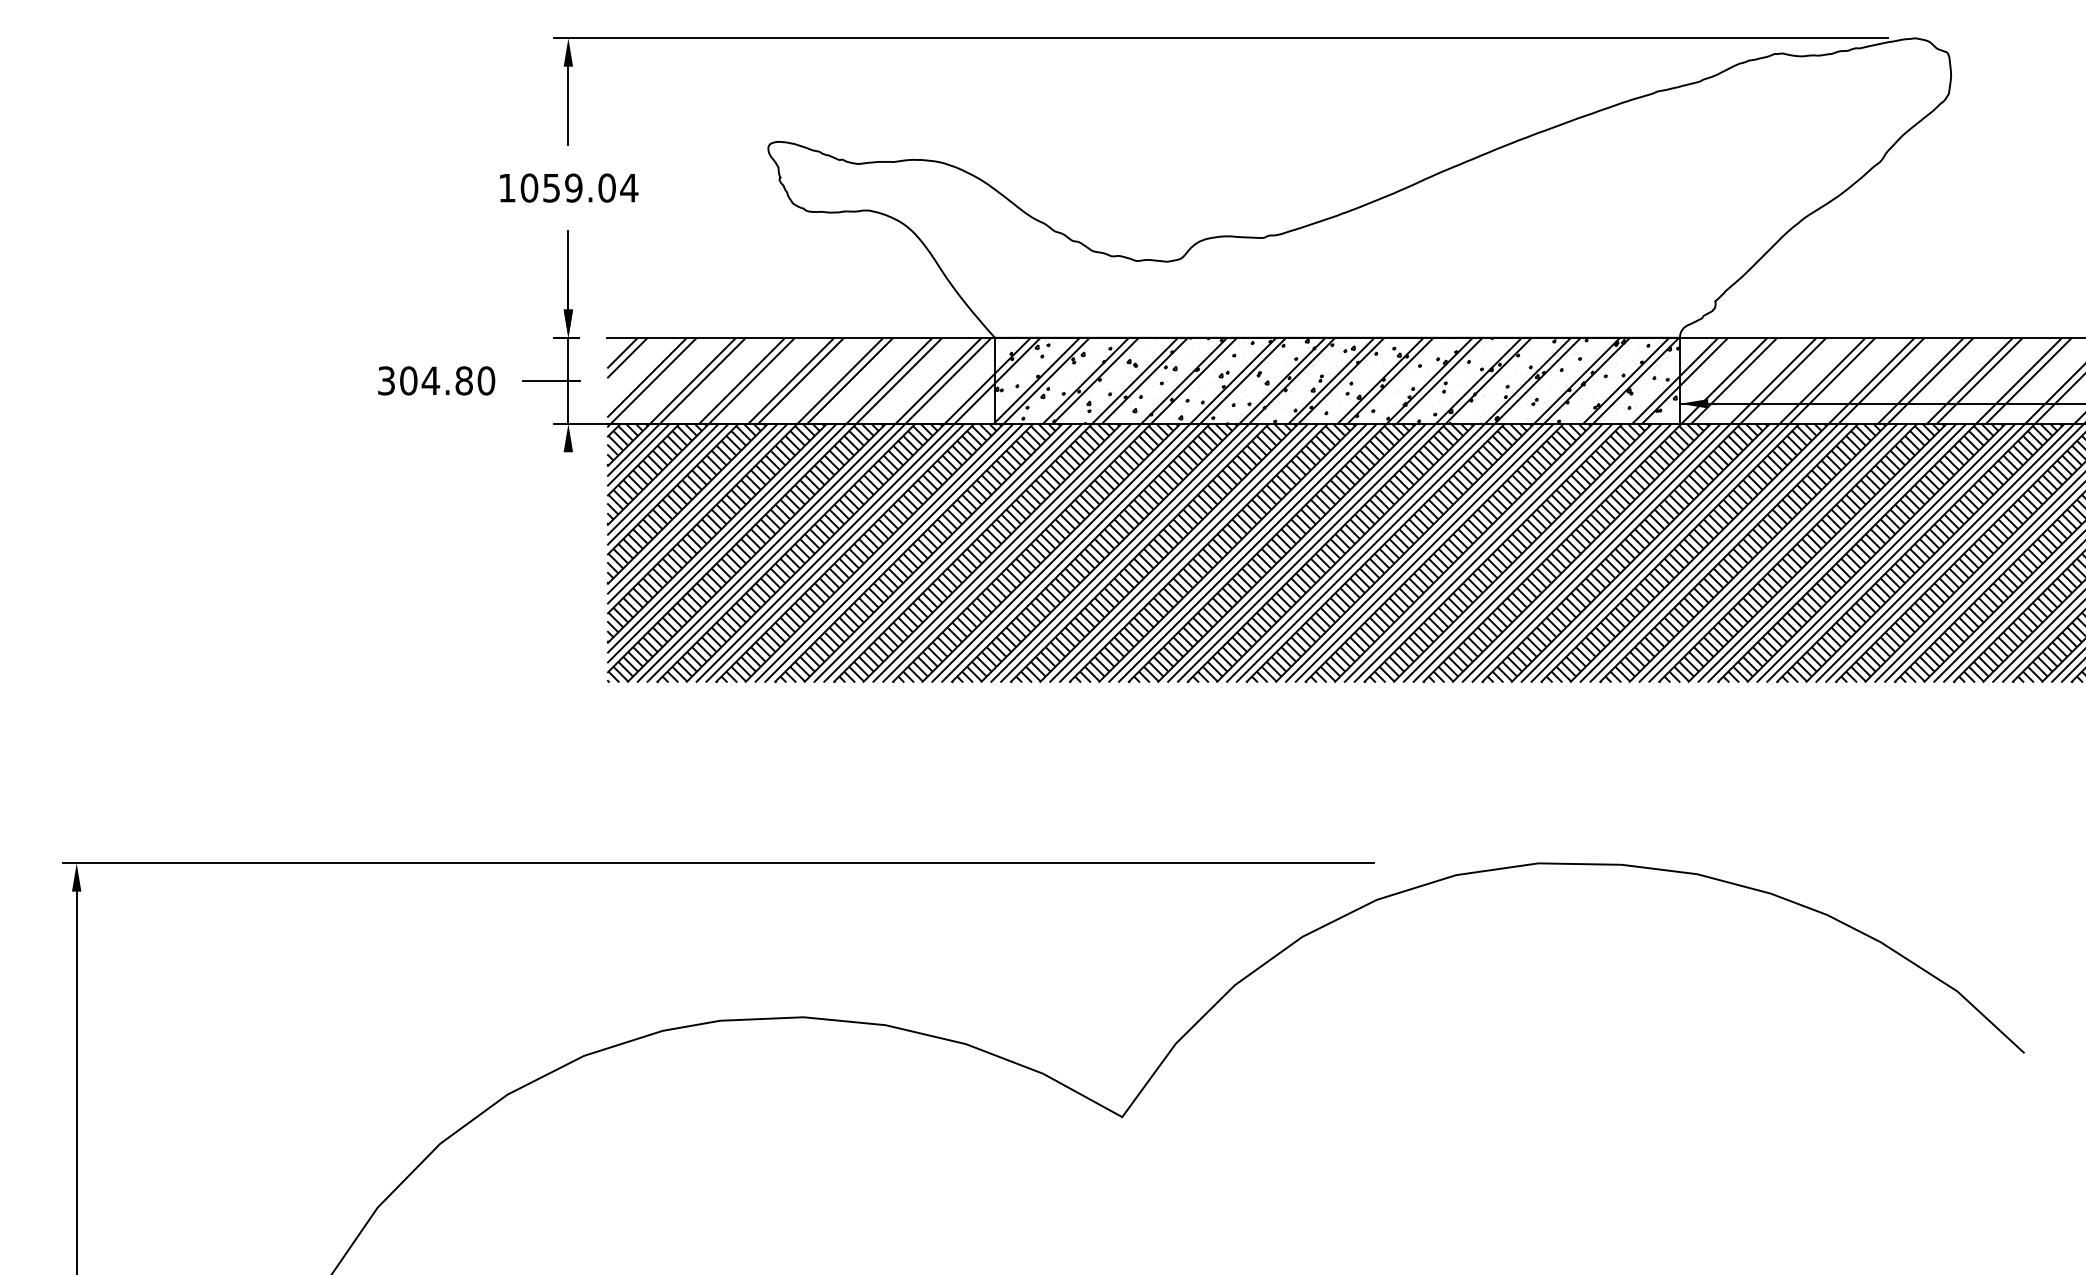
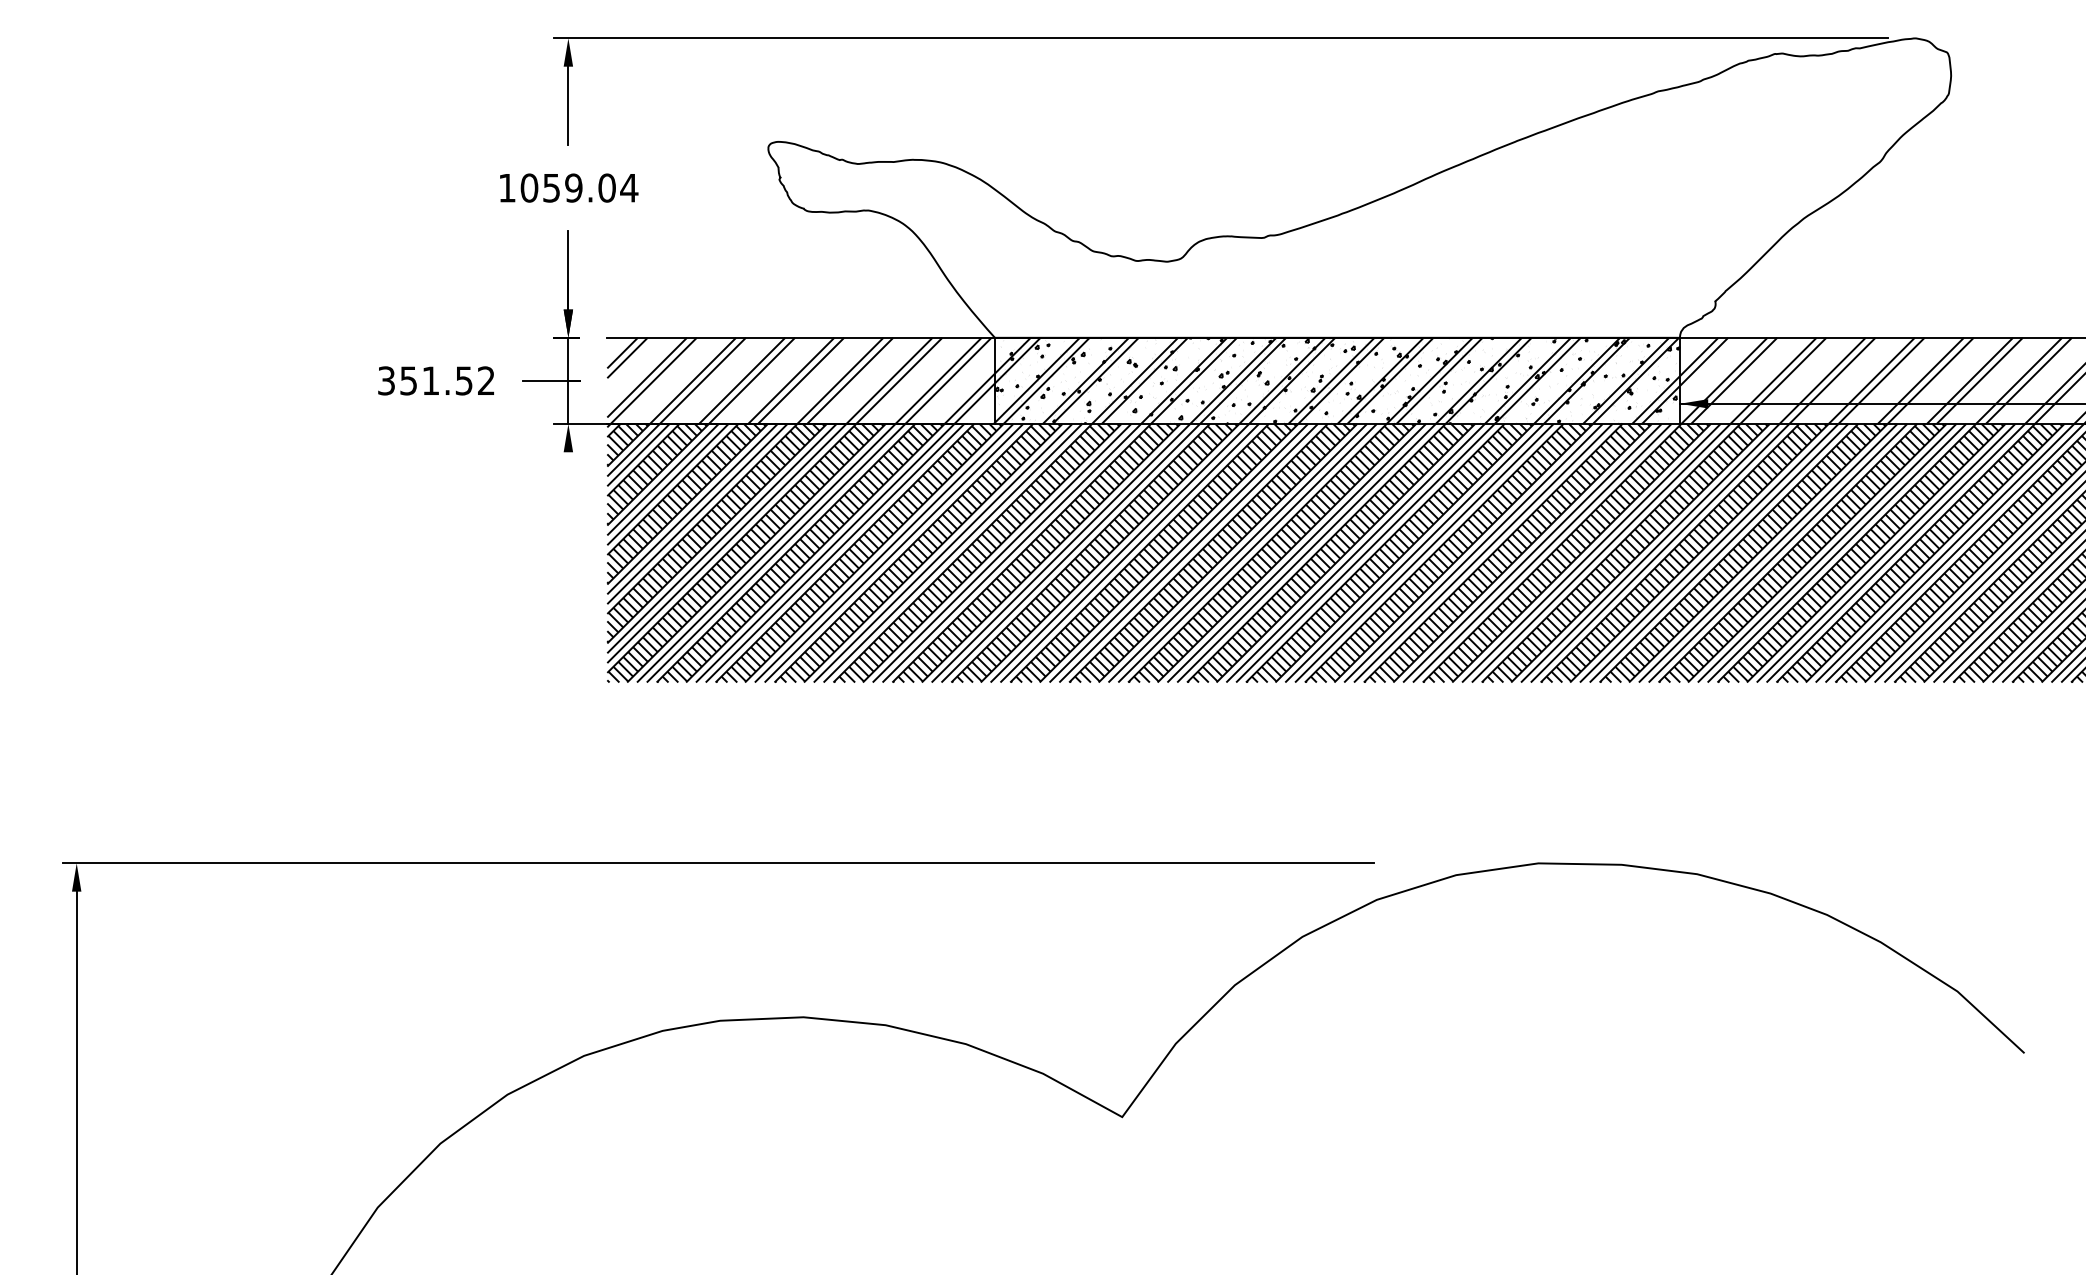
text: 304.80 -> 351.52 (447, 380)
